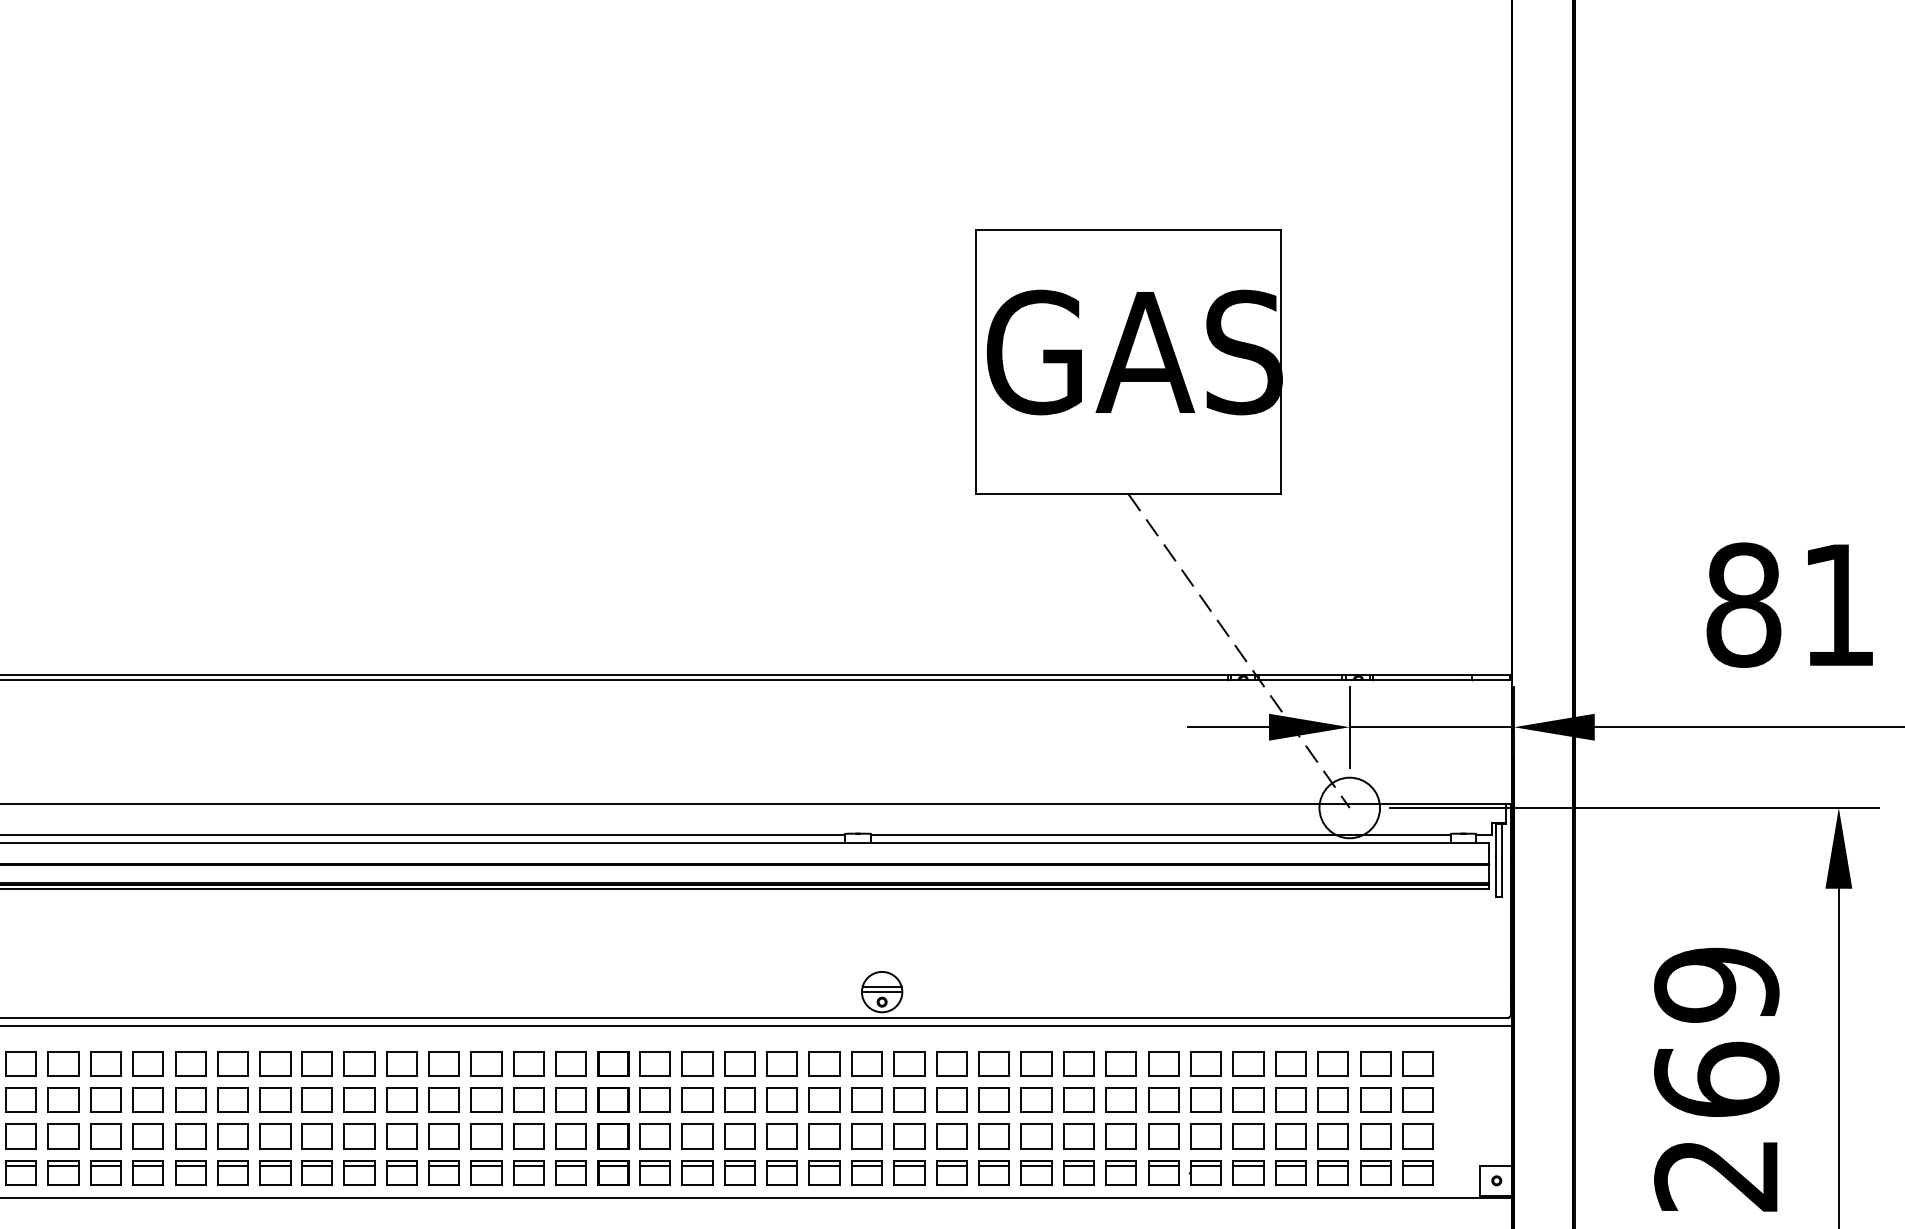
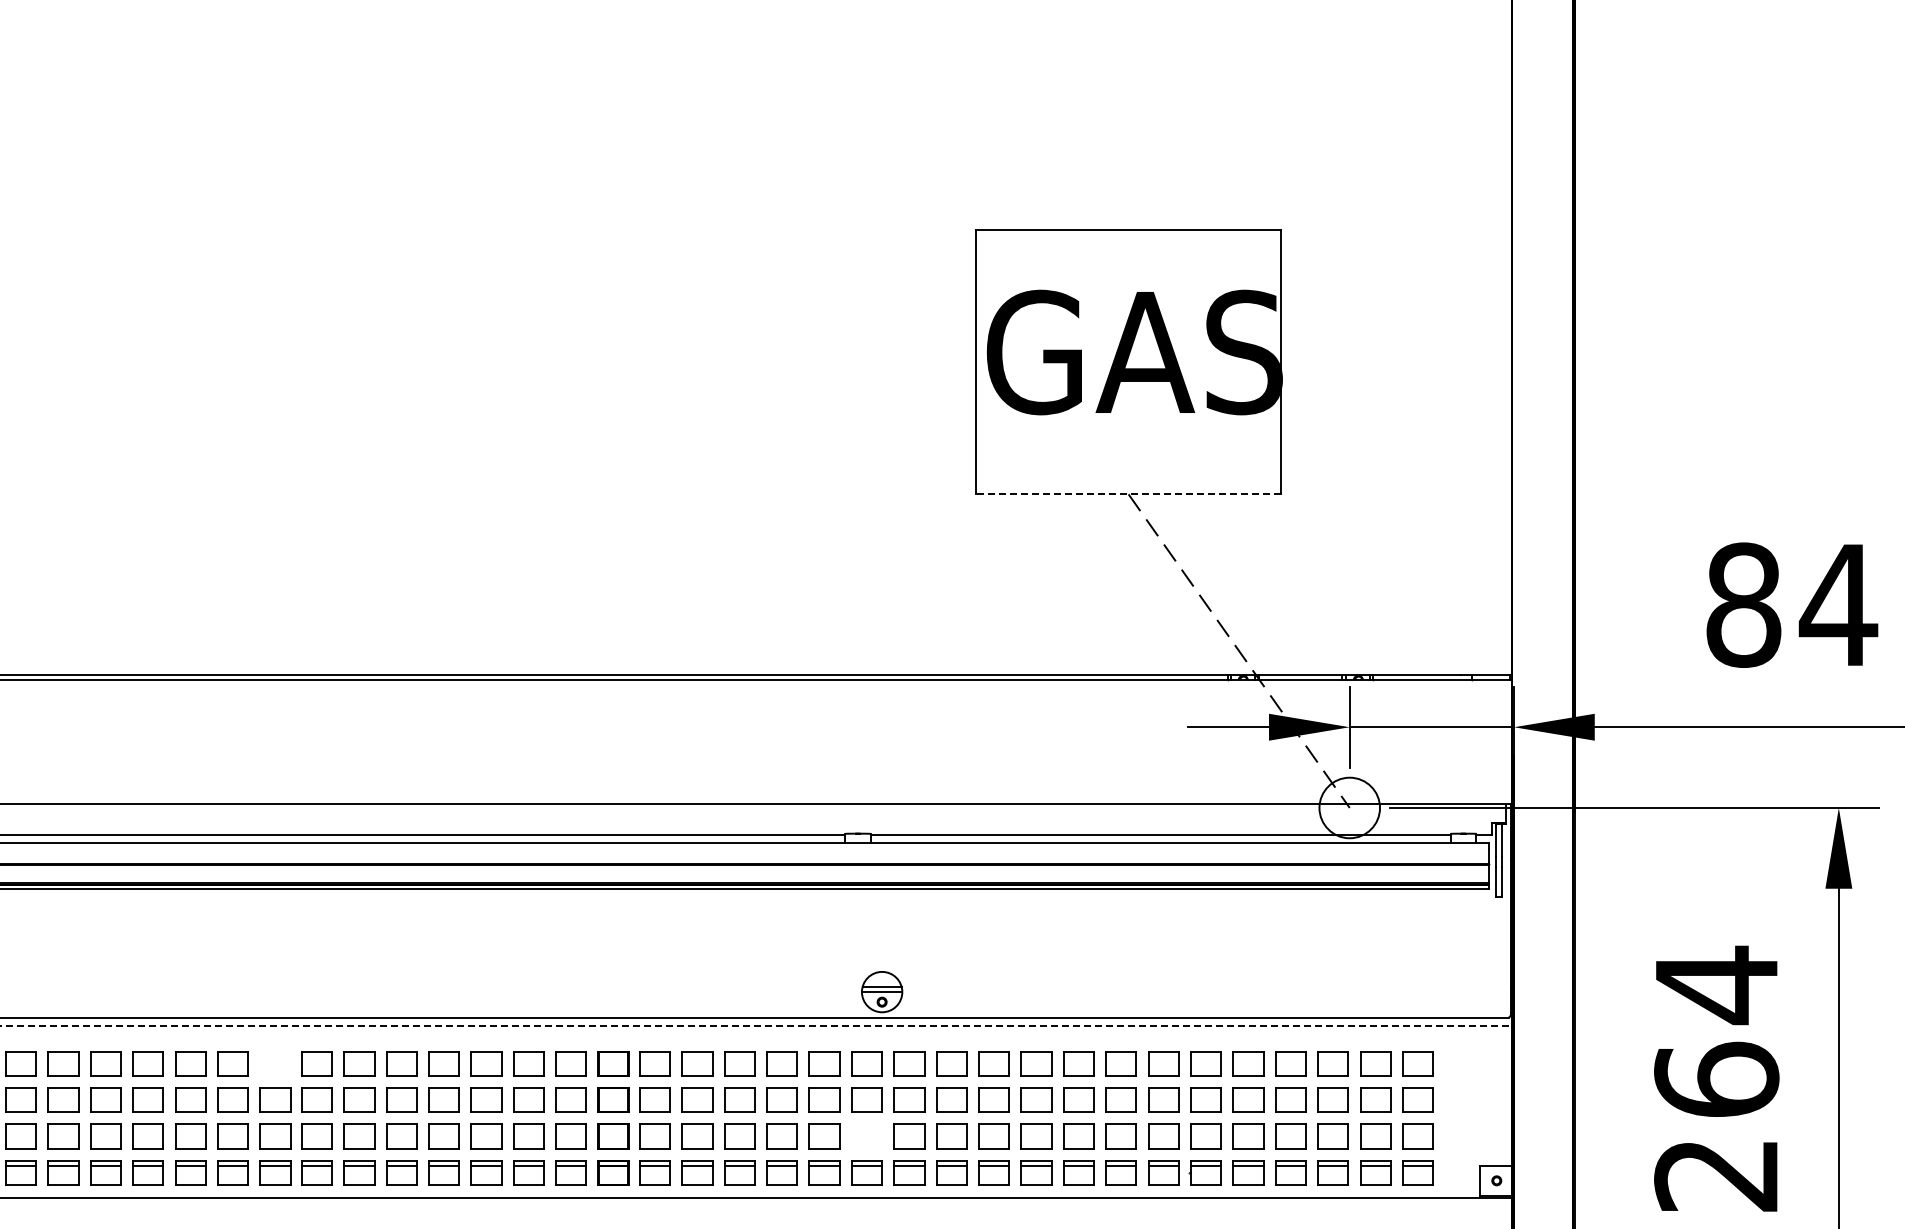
line: solid -> dashed (1128, 494)
text: 81 -> 84 (1838, 604)
text: 269 -> 264 (1716, 985)
line: solid -> dashed (755, 1025)
part: present -> none (275, 1063)
part: present -> none (866, 1136)
